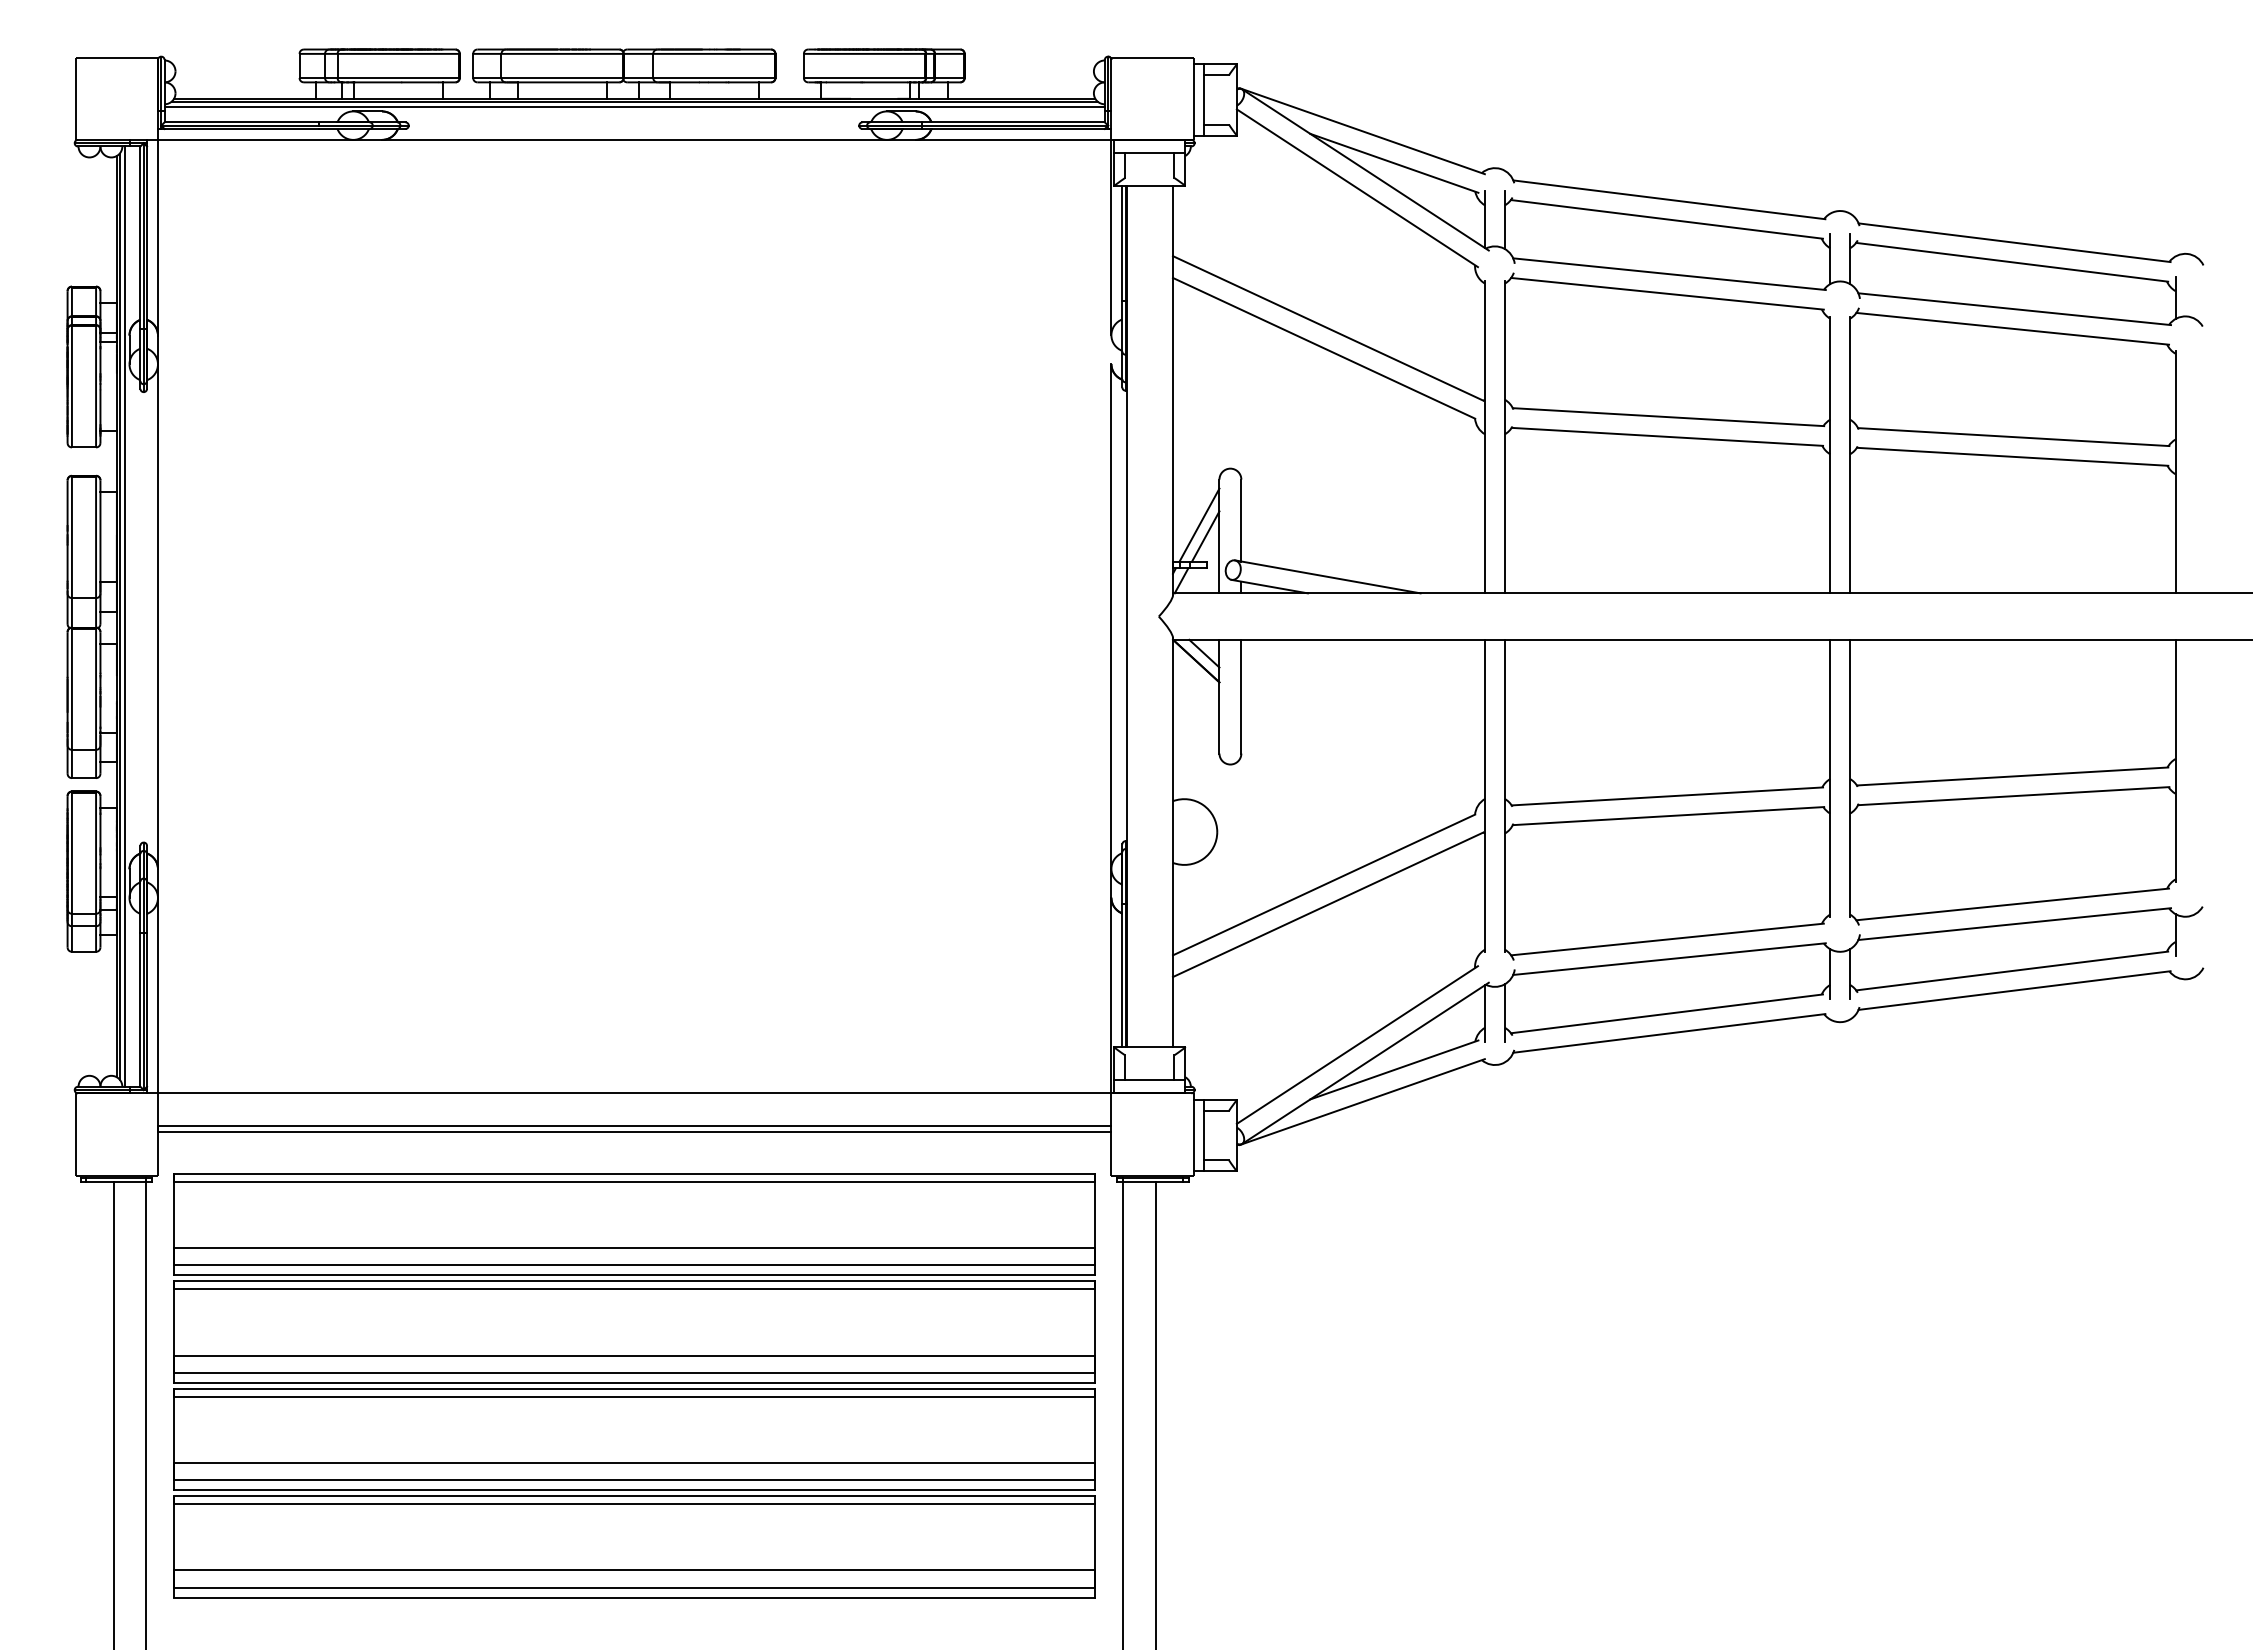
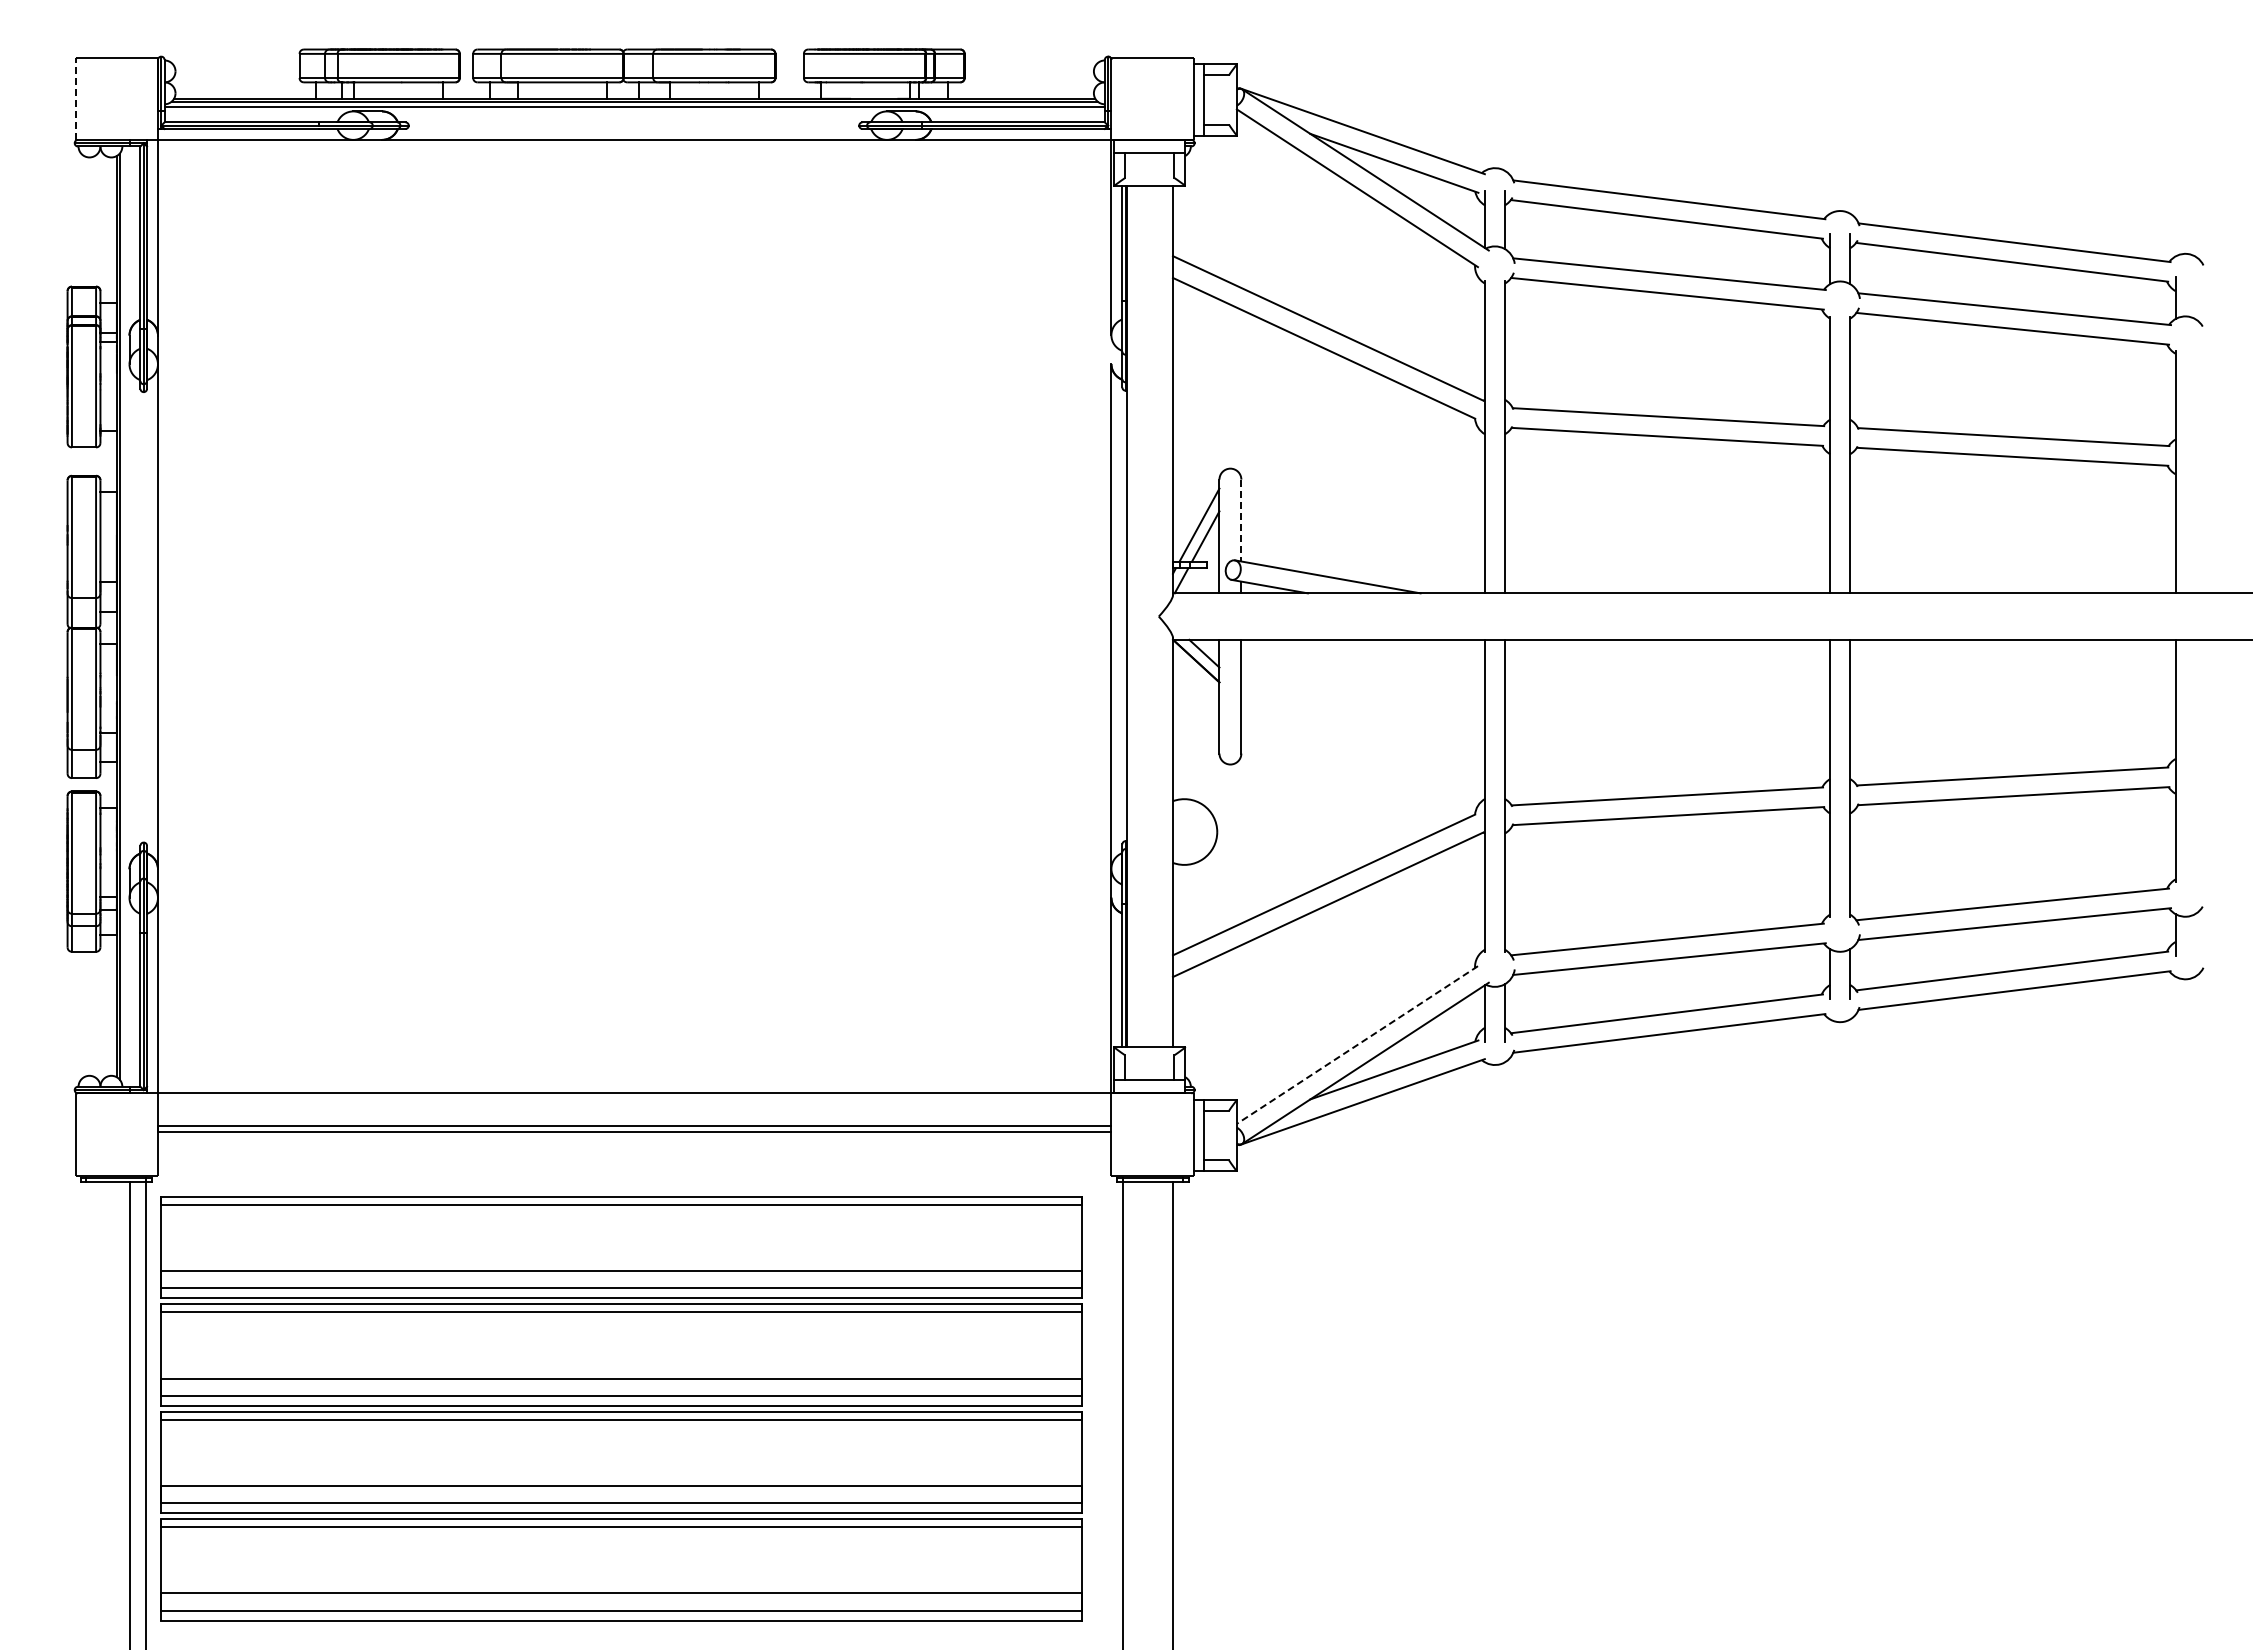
line: solid -> dashed (75, 98)
line: solid -> dashed (1241, 520)
line: present -> none (125, 616)
line: solid -> dashed (1357, 1045)
part position: (634, 1385) -> (621, 1408) (621, 1408)
line position: (113, 1413) -> (129, 1413) (129, 1413)
line position: (1155, 1413) -> (1172, 1413) (1172, 1413)
